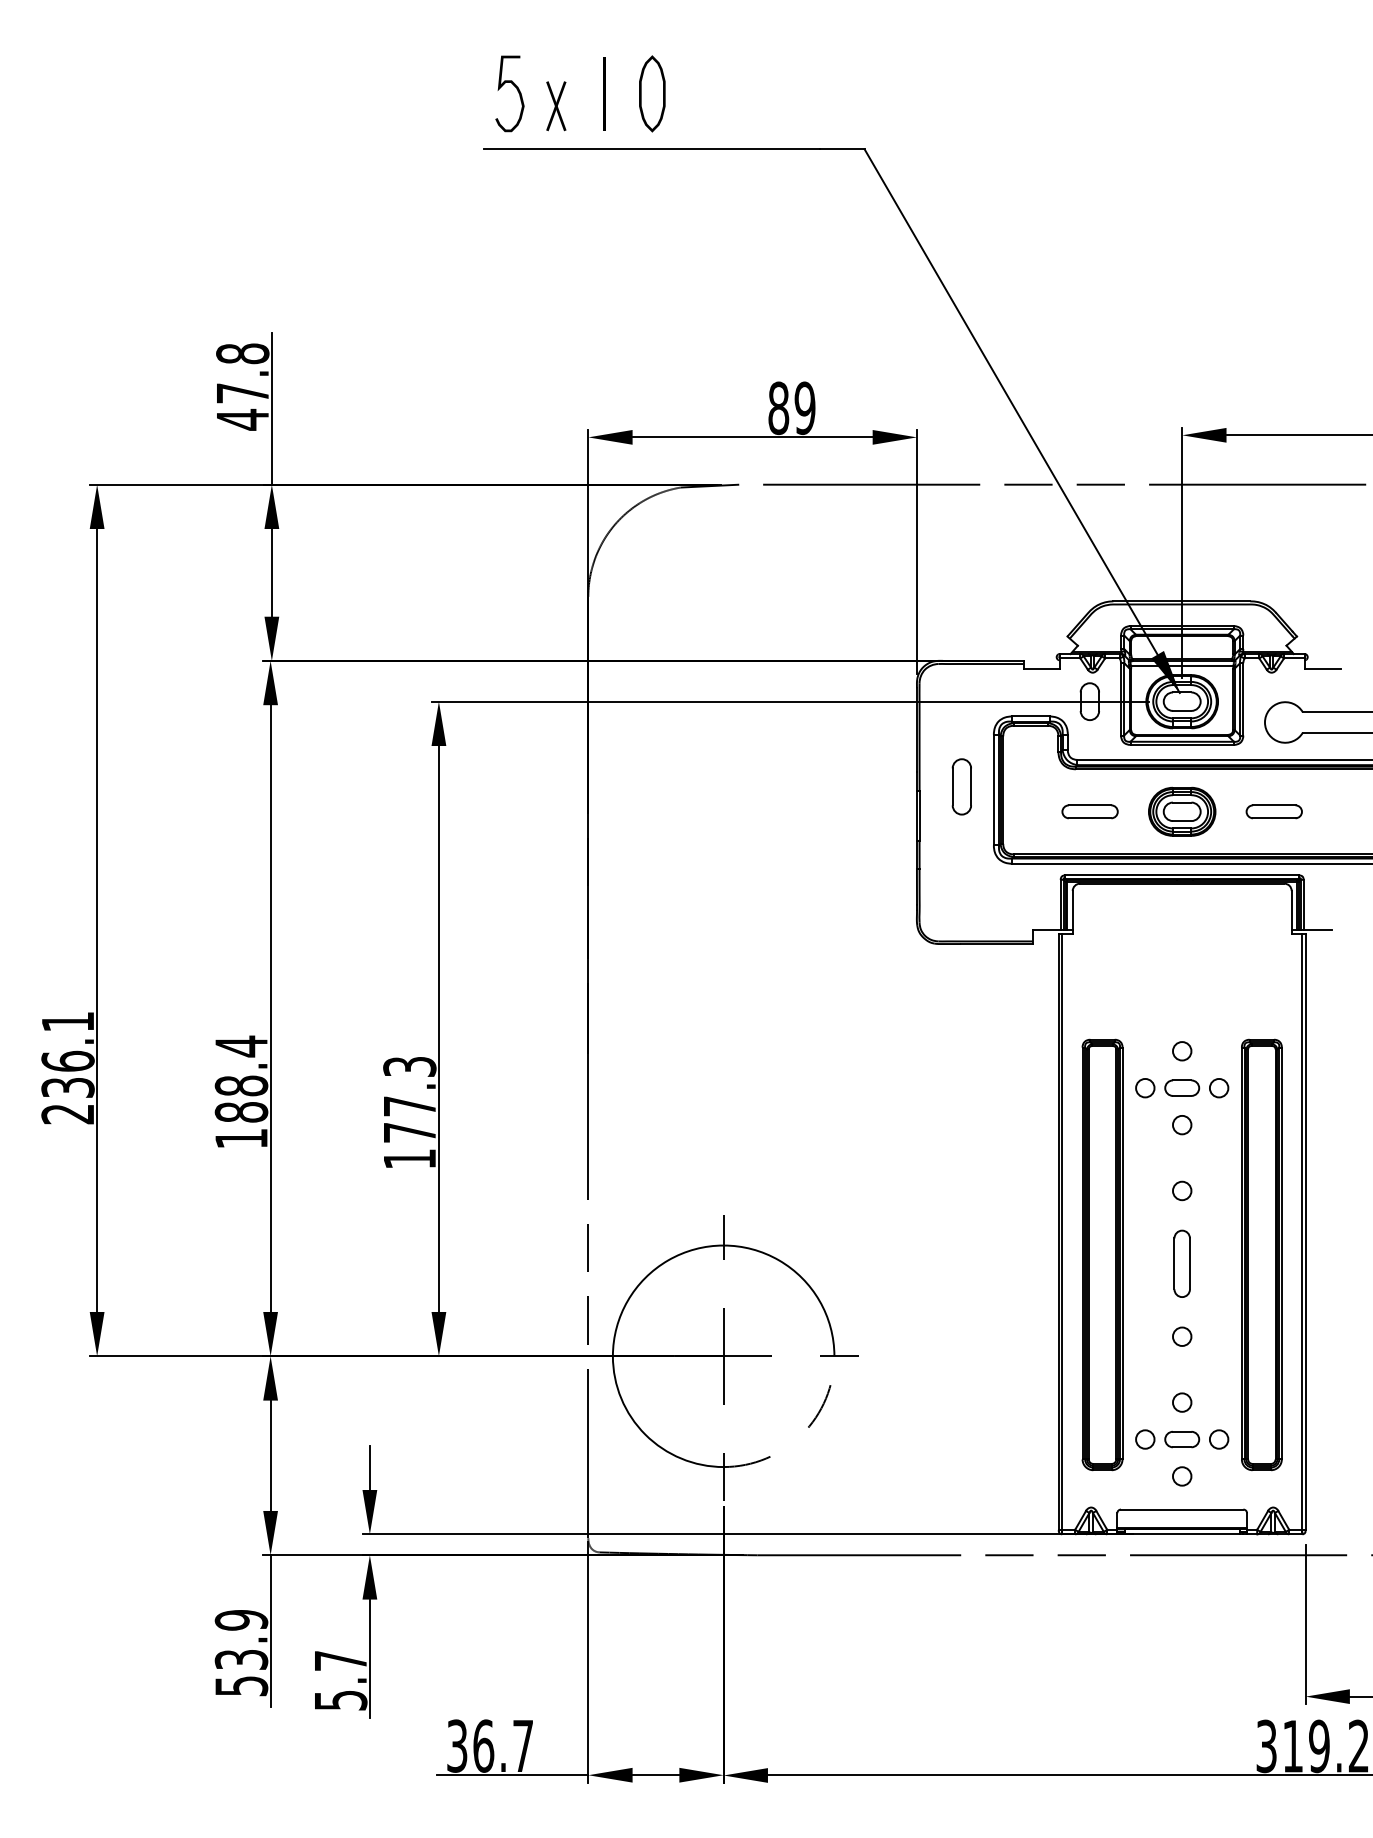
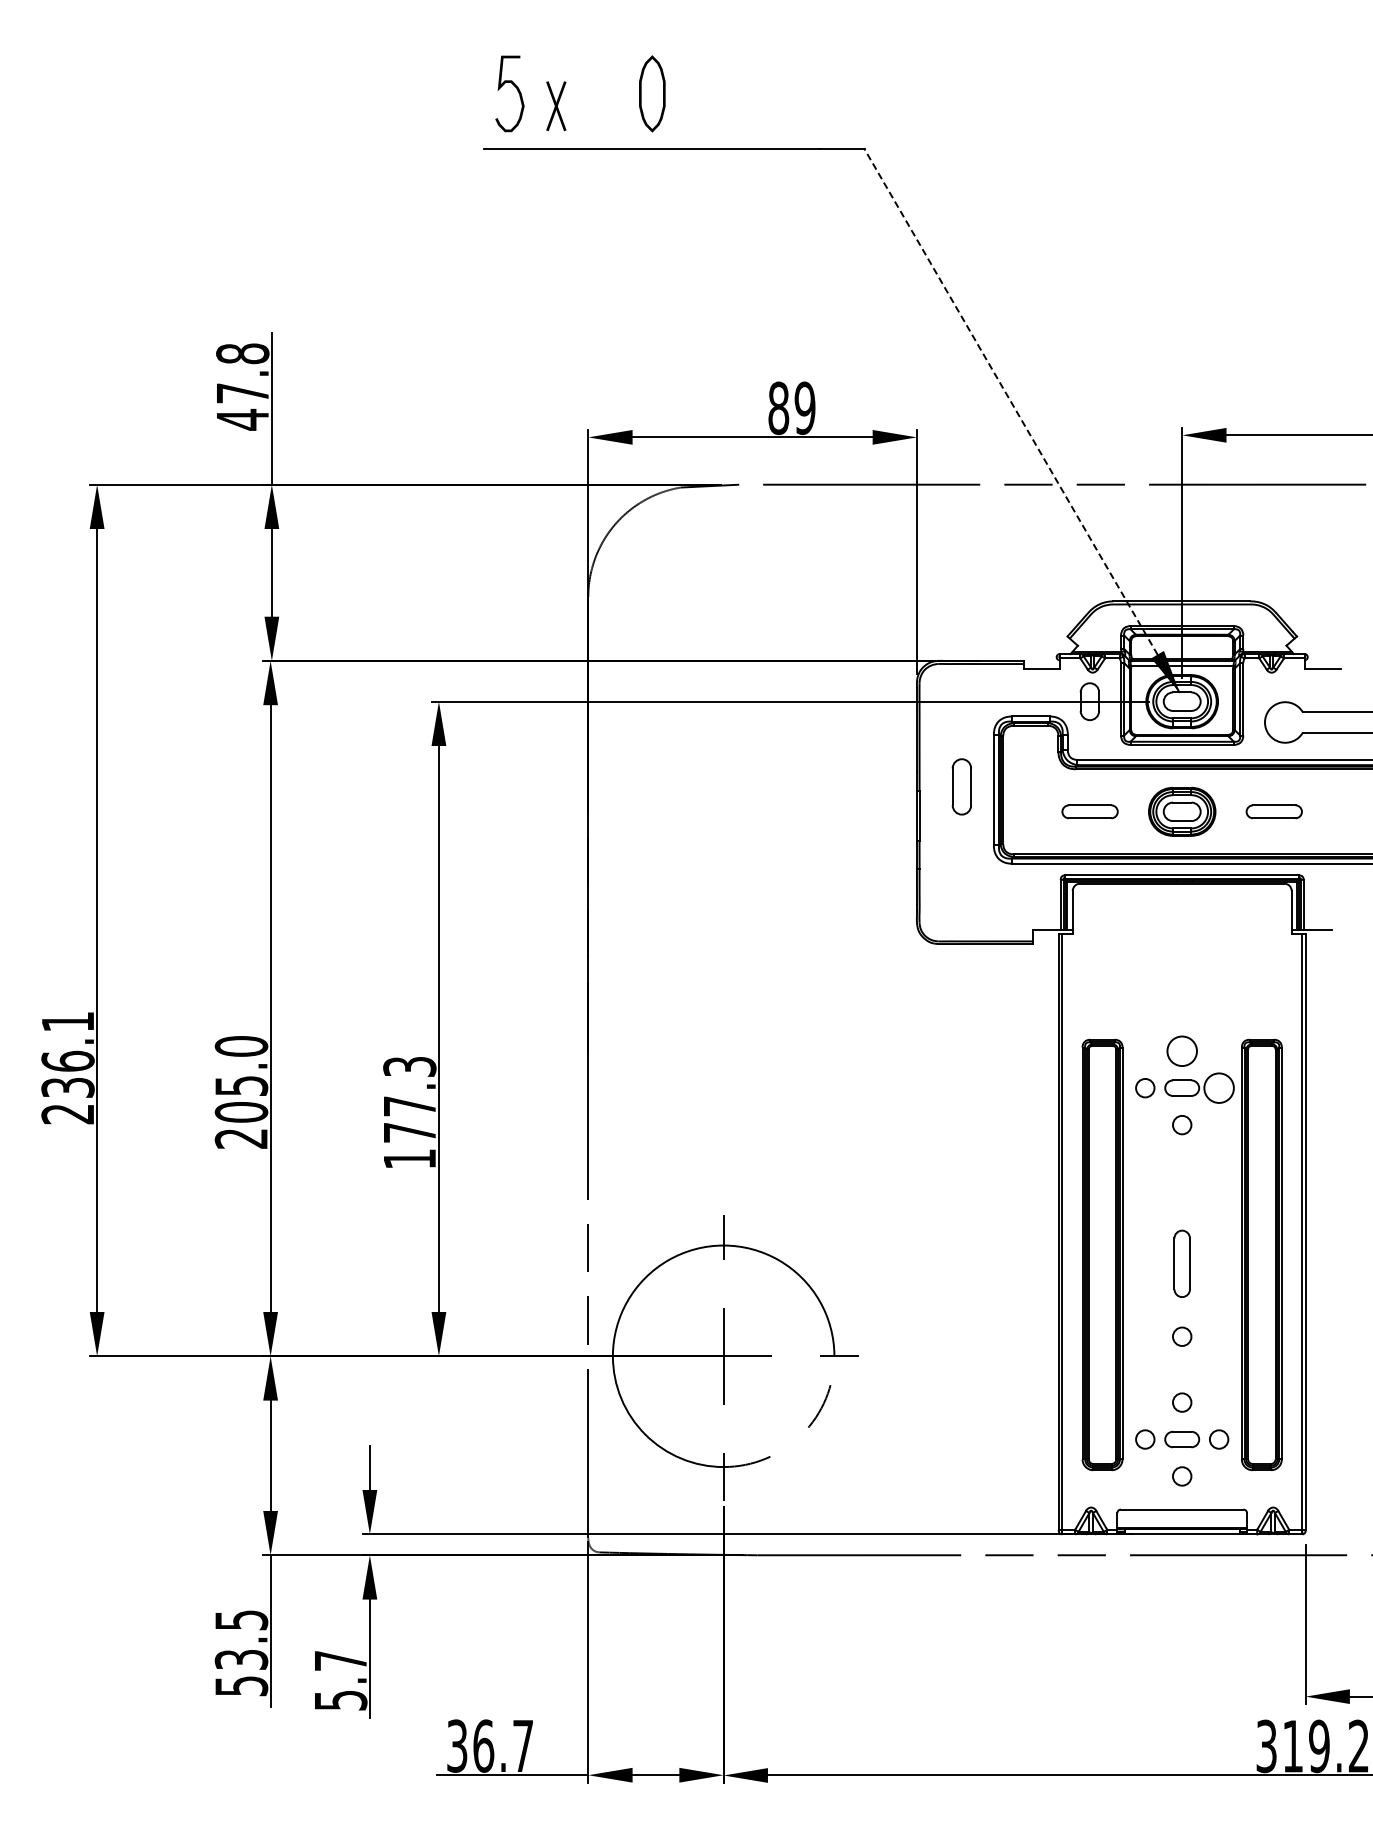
line: present -> none (604, 93)
line: solid -> dashed (1021, 420)
circle diameter: 18 px -> 30 px (1181, 1051)
circle diameter: 18 px -> 30 px (1218, 1087)
text: 188.4 -> 205.0 (241, 1091)
circle: present -> none (1182, 1190)
text: 53.9 -> 53.5 (241, 1620)
